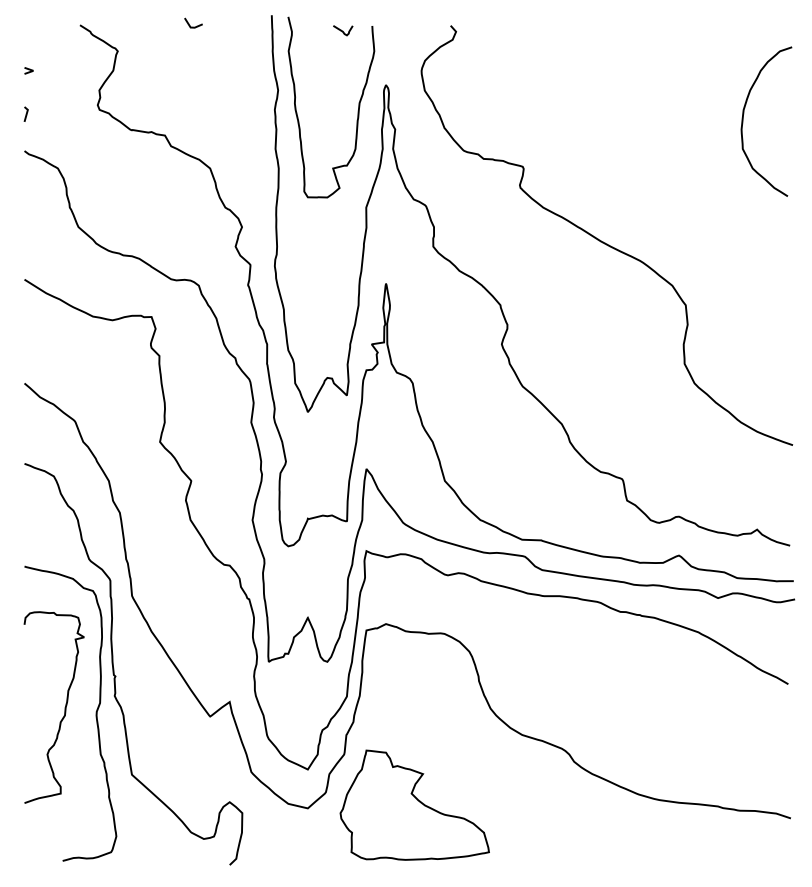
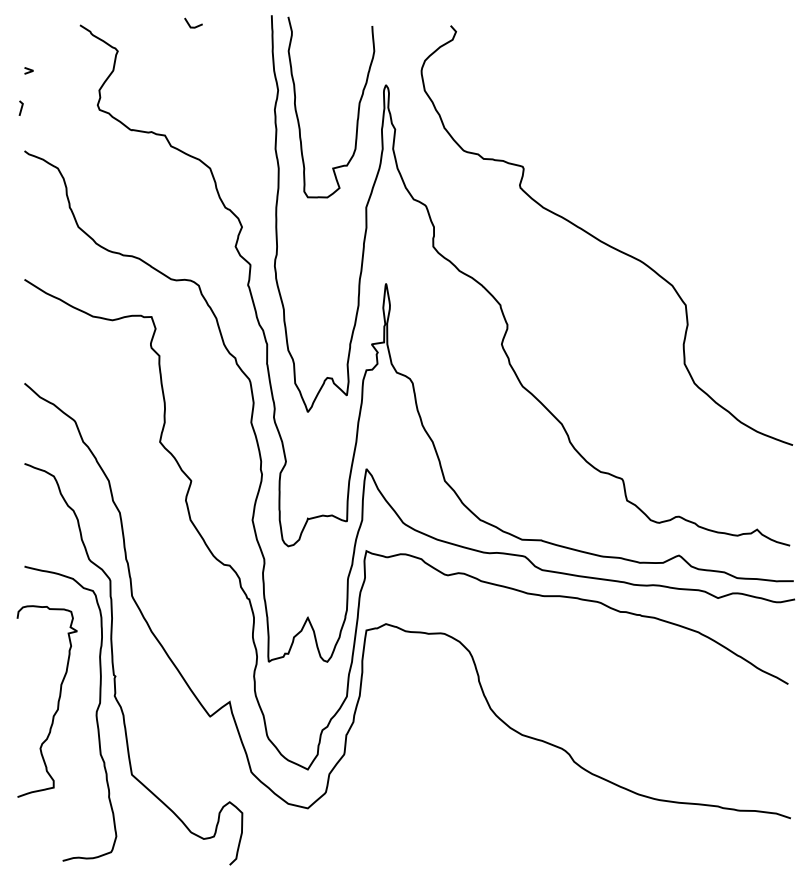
curve: present -> none (342, 30)
line position: (26, 113) -> (21, 107) (21, 107)
curve: present -> none (743, 121)
curve position: (64, 707) -> (57, 701) (57, 701)
part: present -> none (414, 804)
